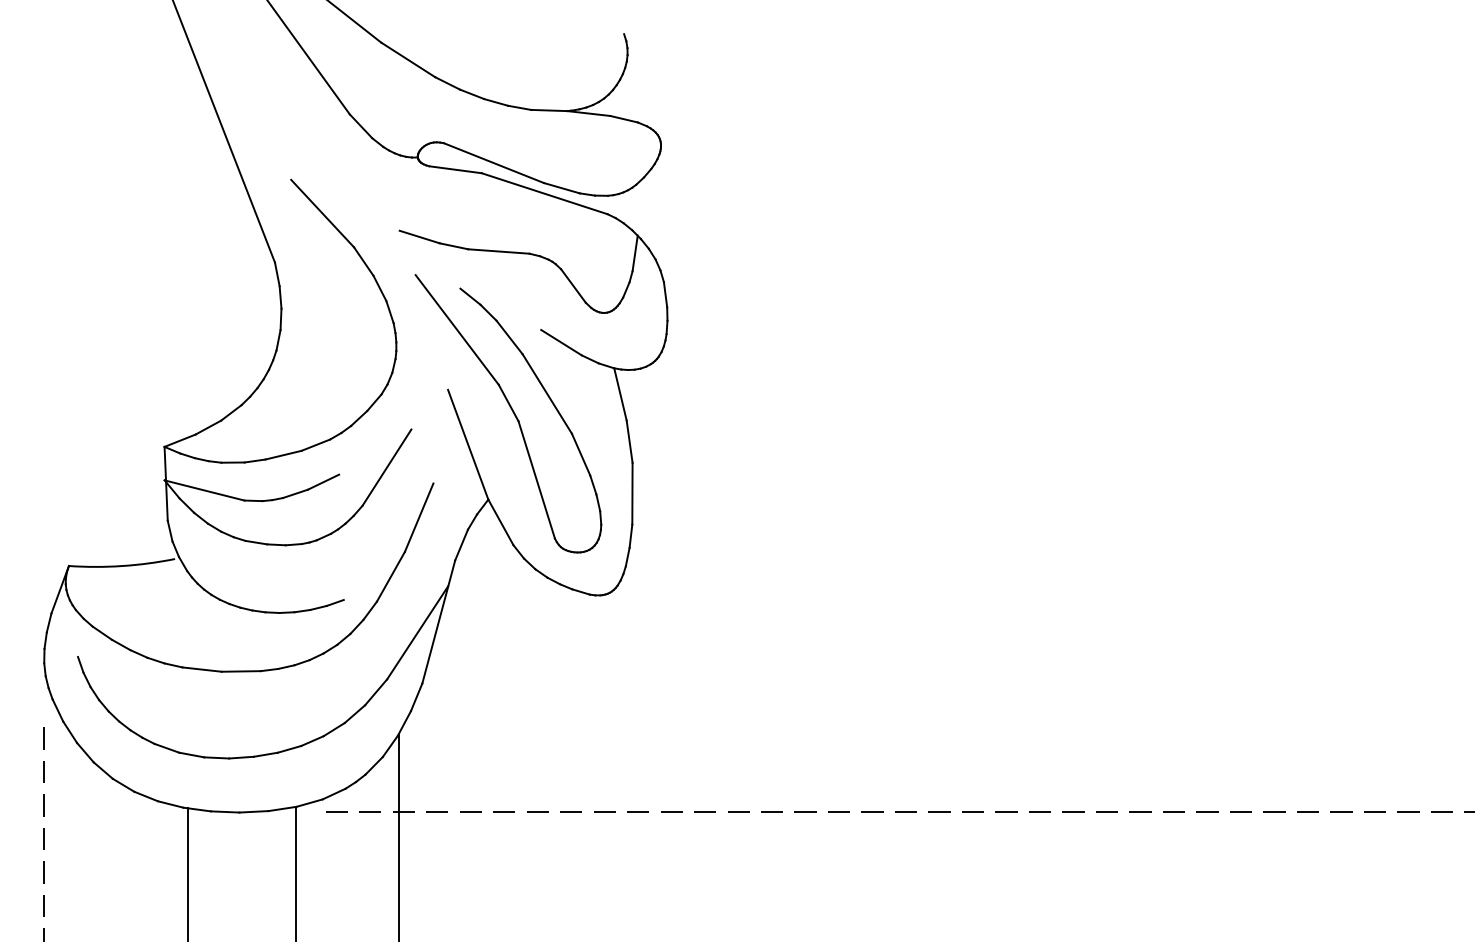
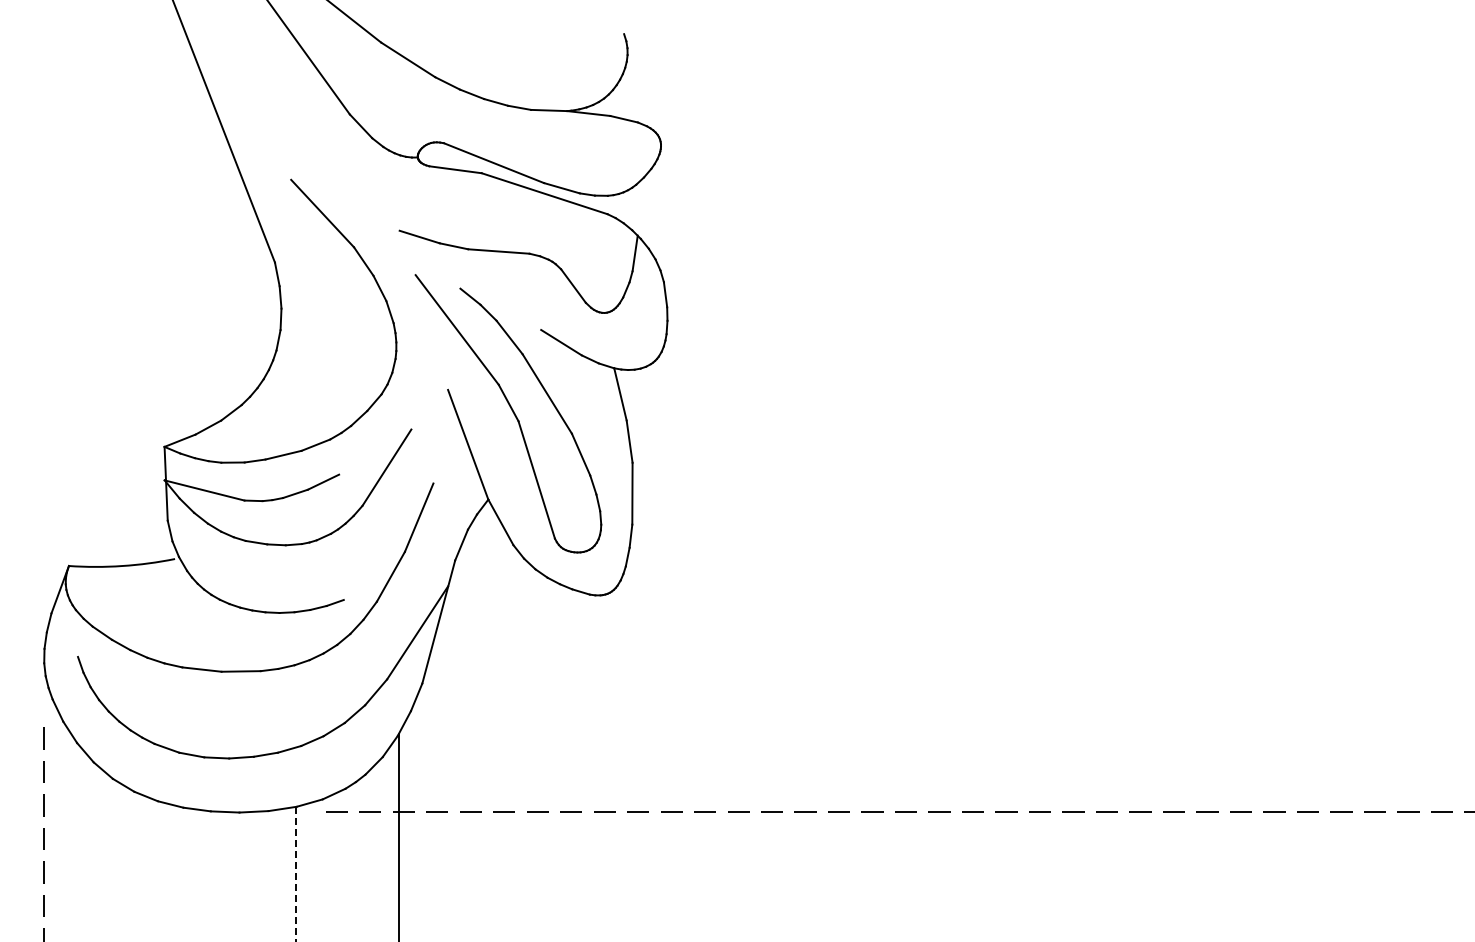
line: present -> none (187, 873)
line: solid -> dashed (296, 874)
